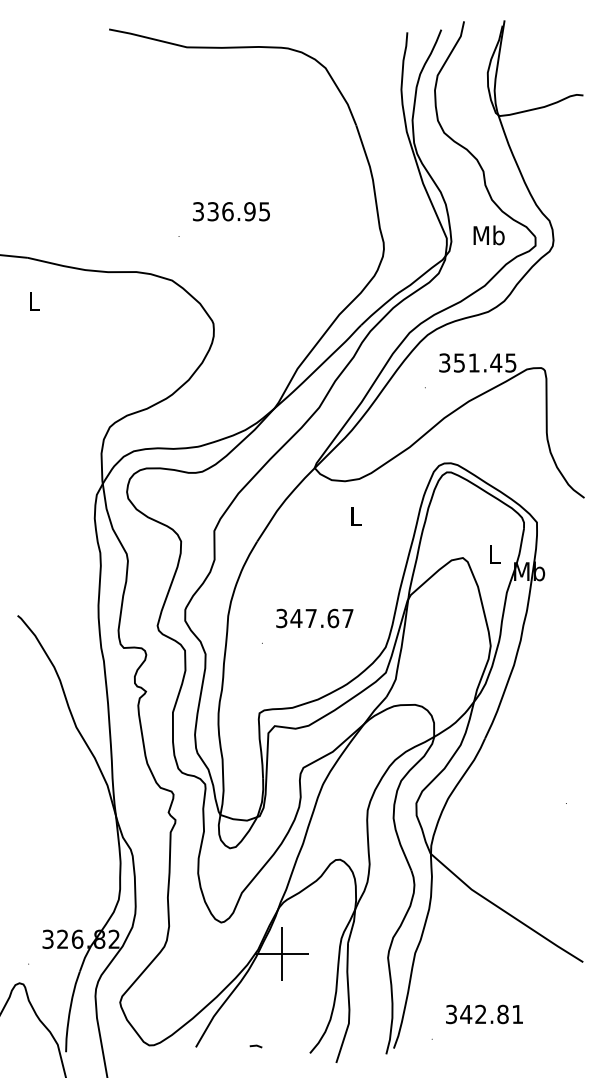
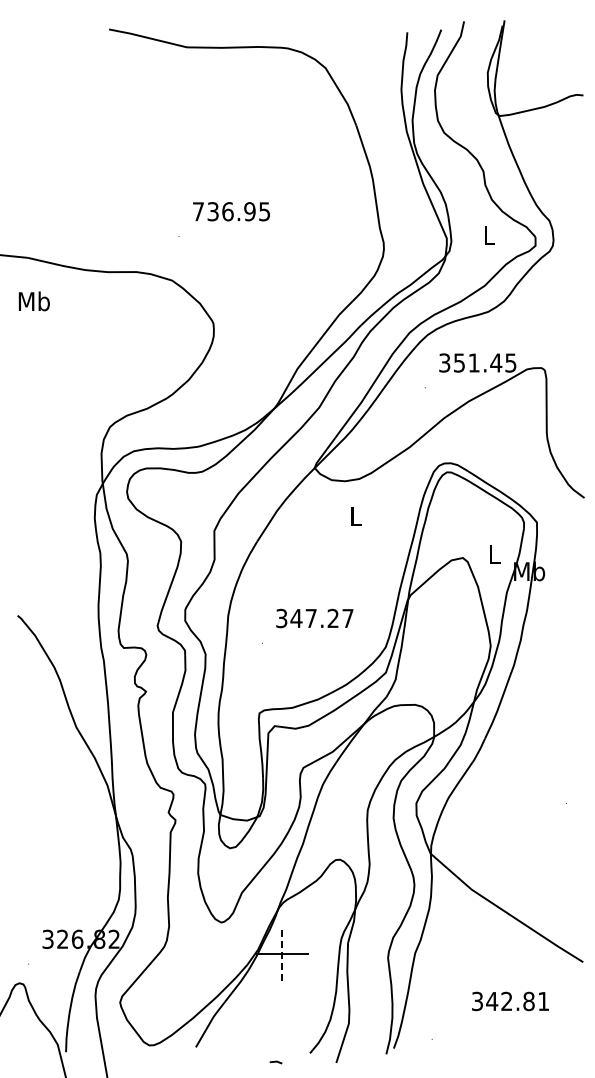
text: 336.95 -> 736.95 (198, 211)
text: Mb -> L (488, 235)
text: L -> Mb (33, 301)
text: 347.67 -> 347.27 (333, 618)
line: solid -> dashed (281, 954)
text position: (484, 1014) -> (510, 1001) (510, 1001)
line position: (255, 1046) -> (275, 1062) (275, 1062)
